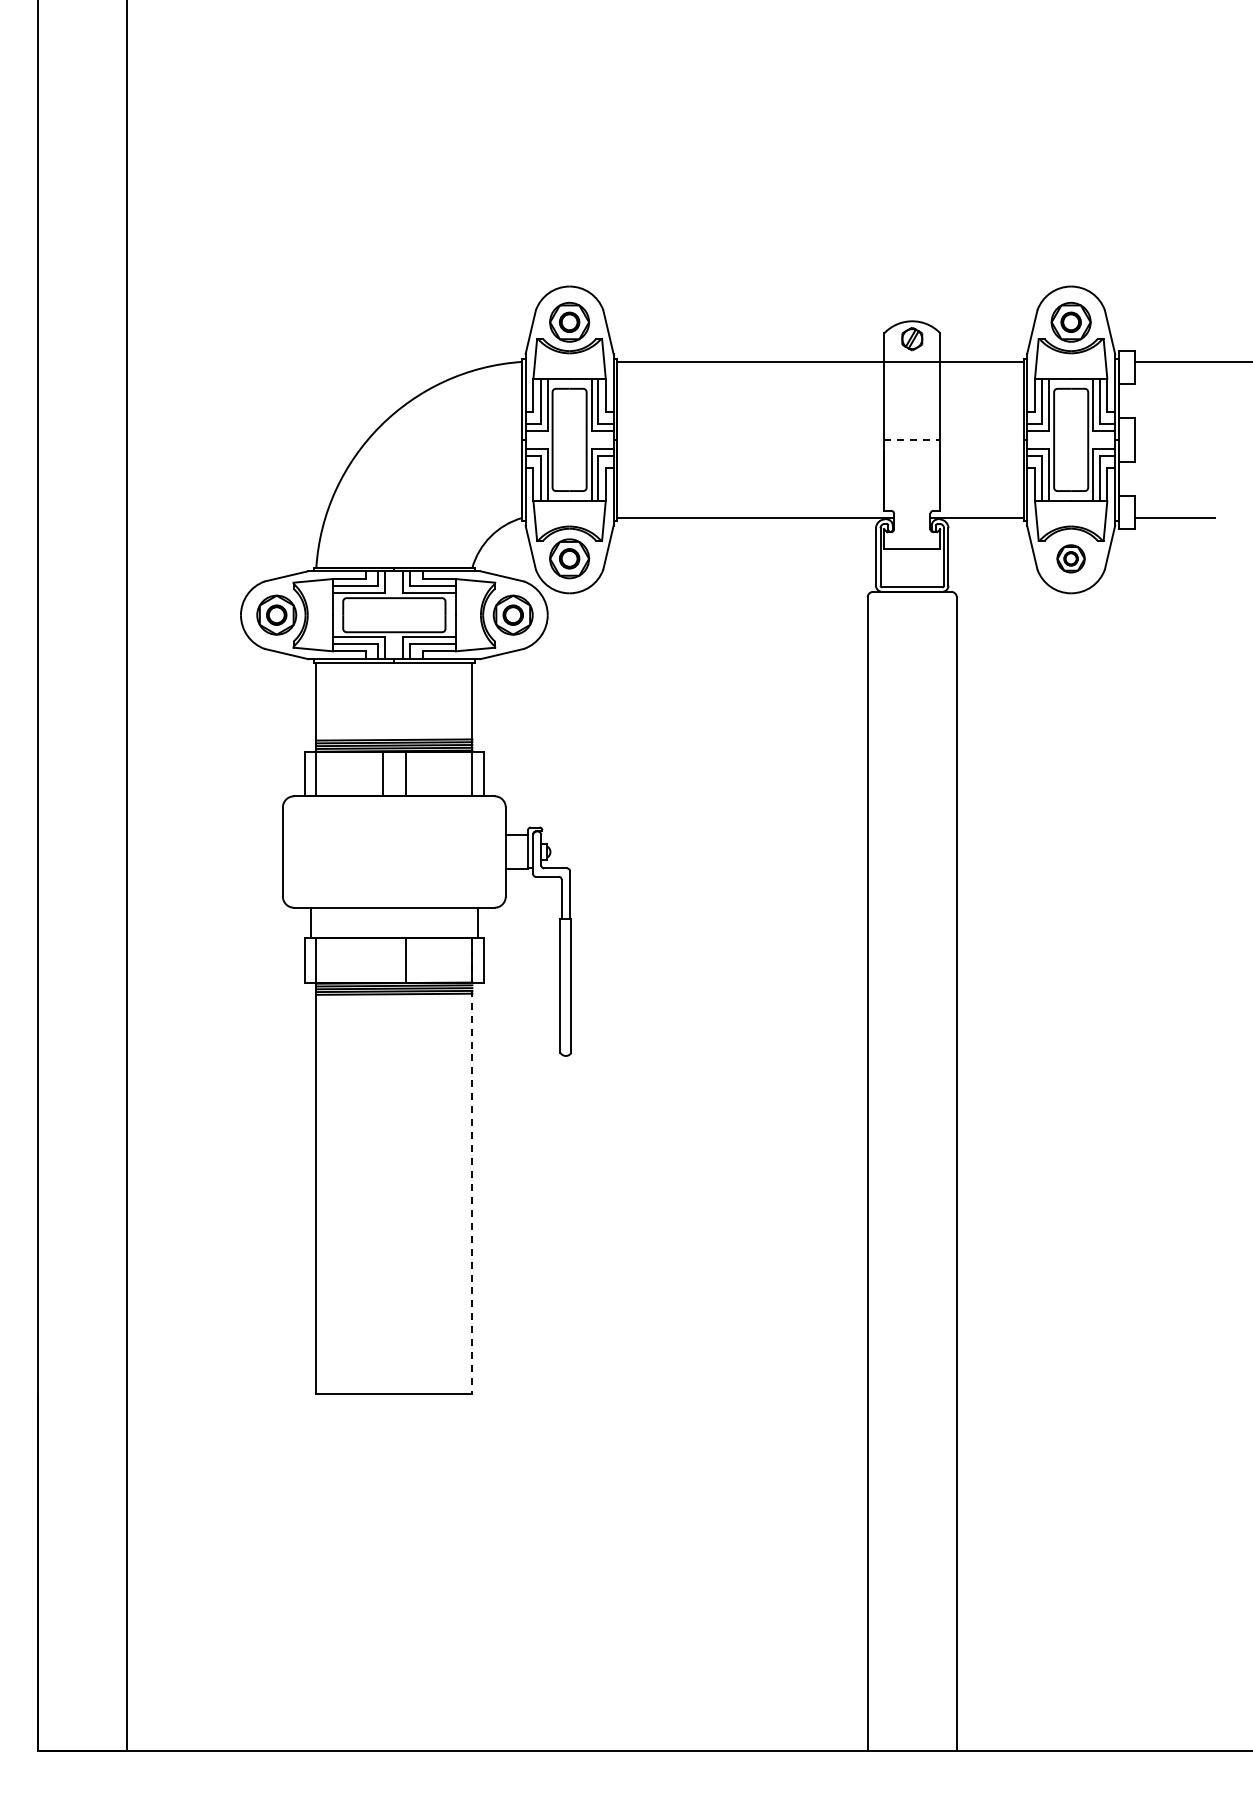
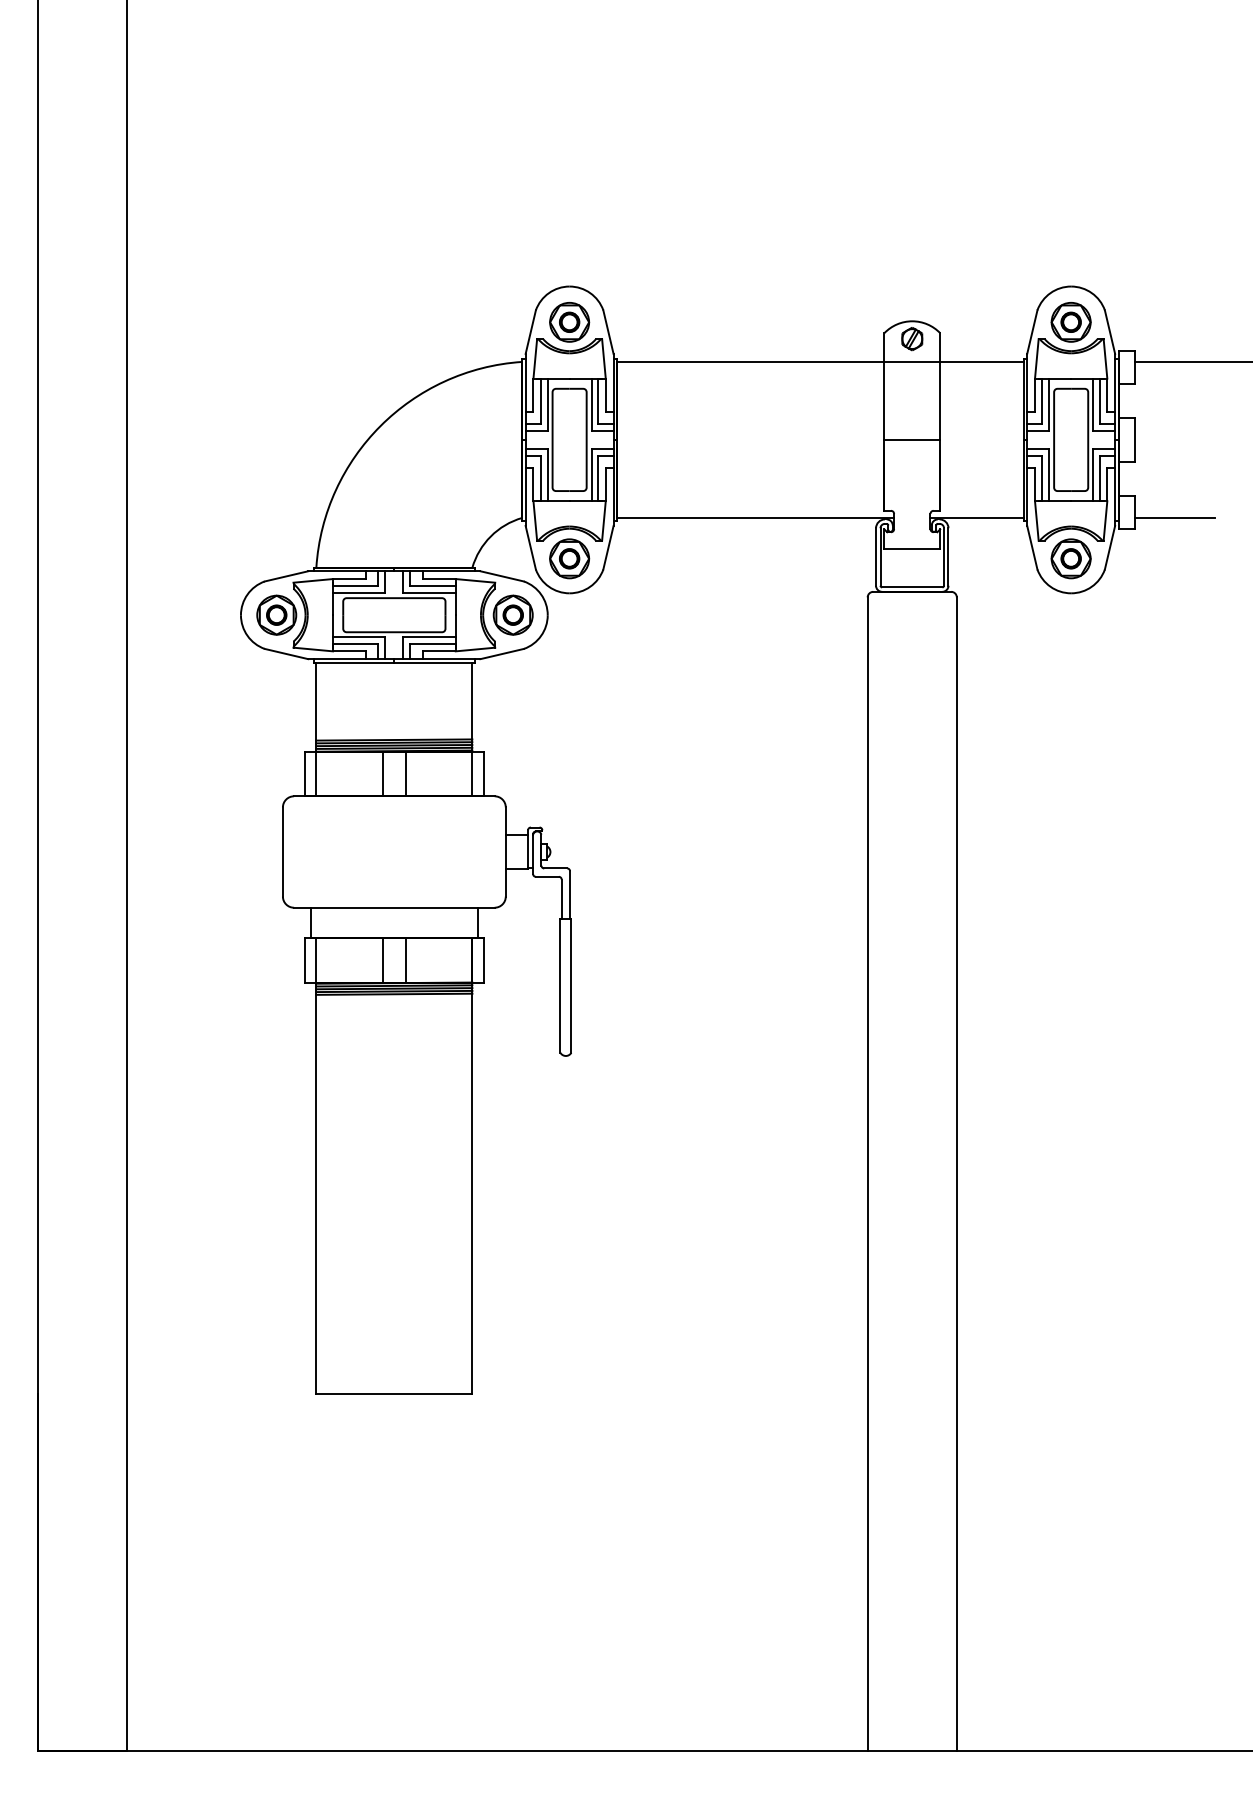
line: dashed -> solid (912, 439)
part size: 30x30 px -> 42x42 px (1070, 558)
line: none -> present (383, 959)
line: dashed -> solid (472, 1166)
